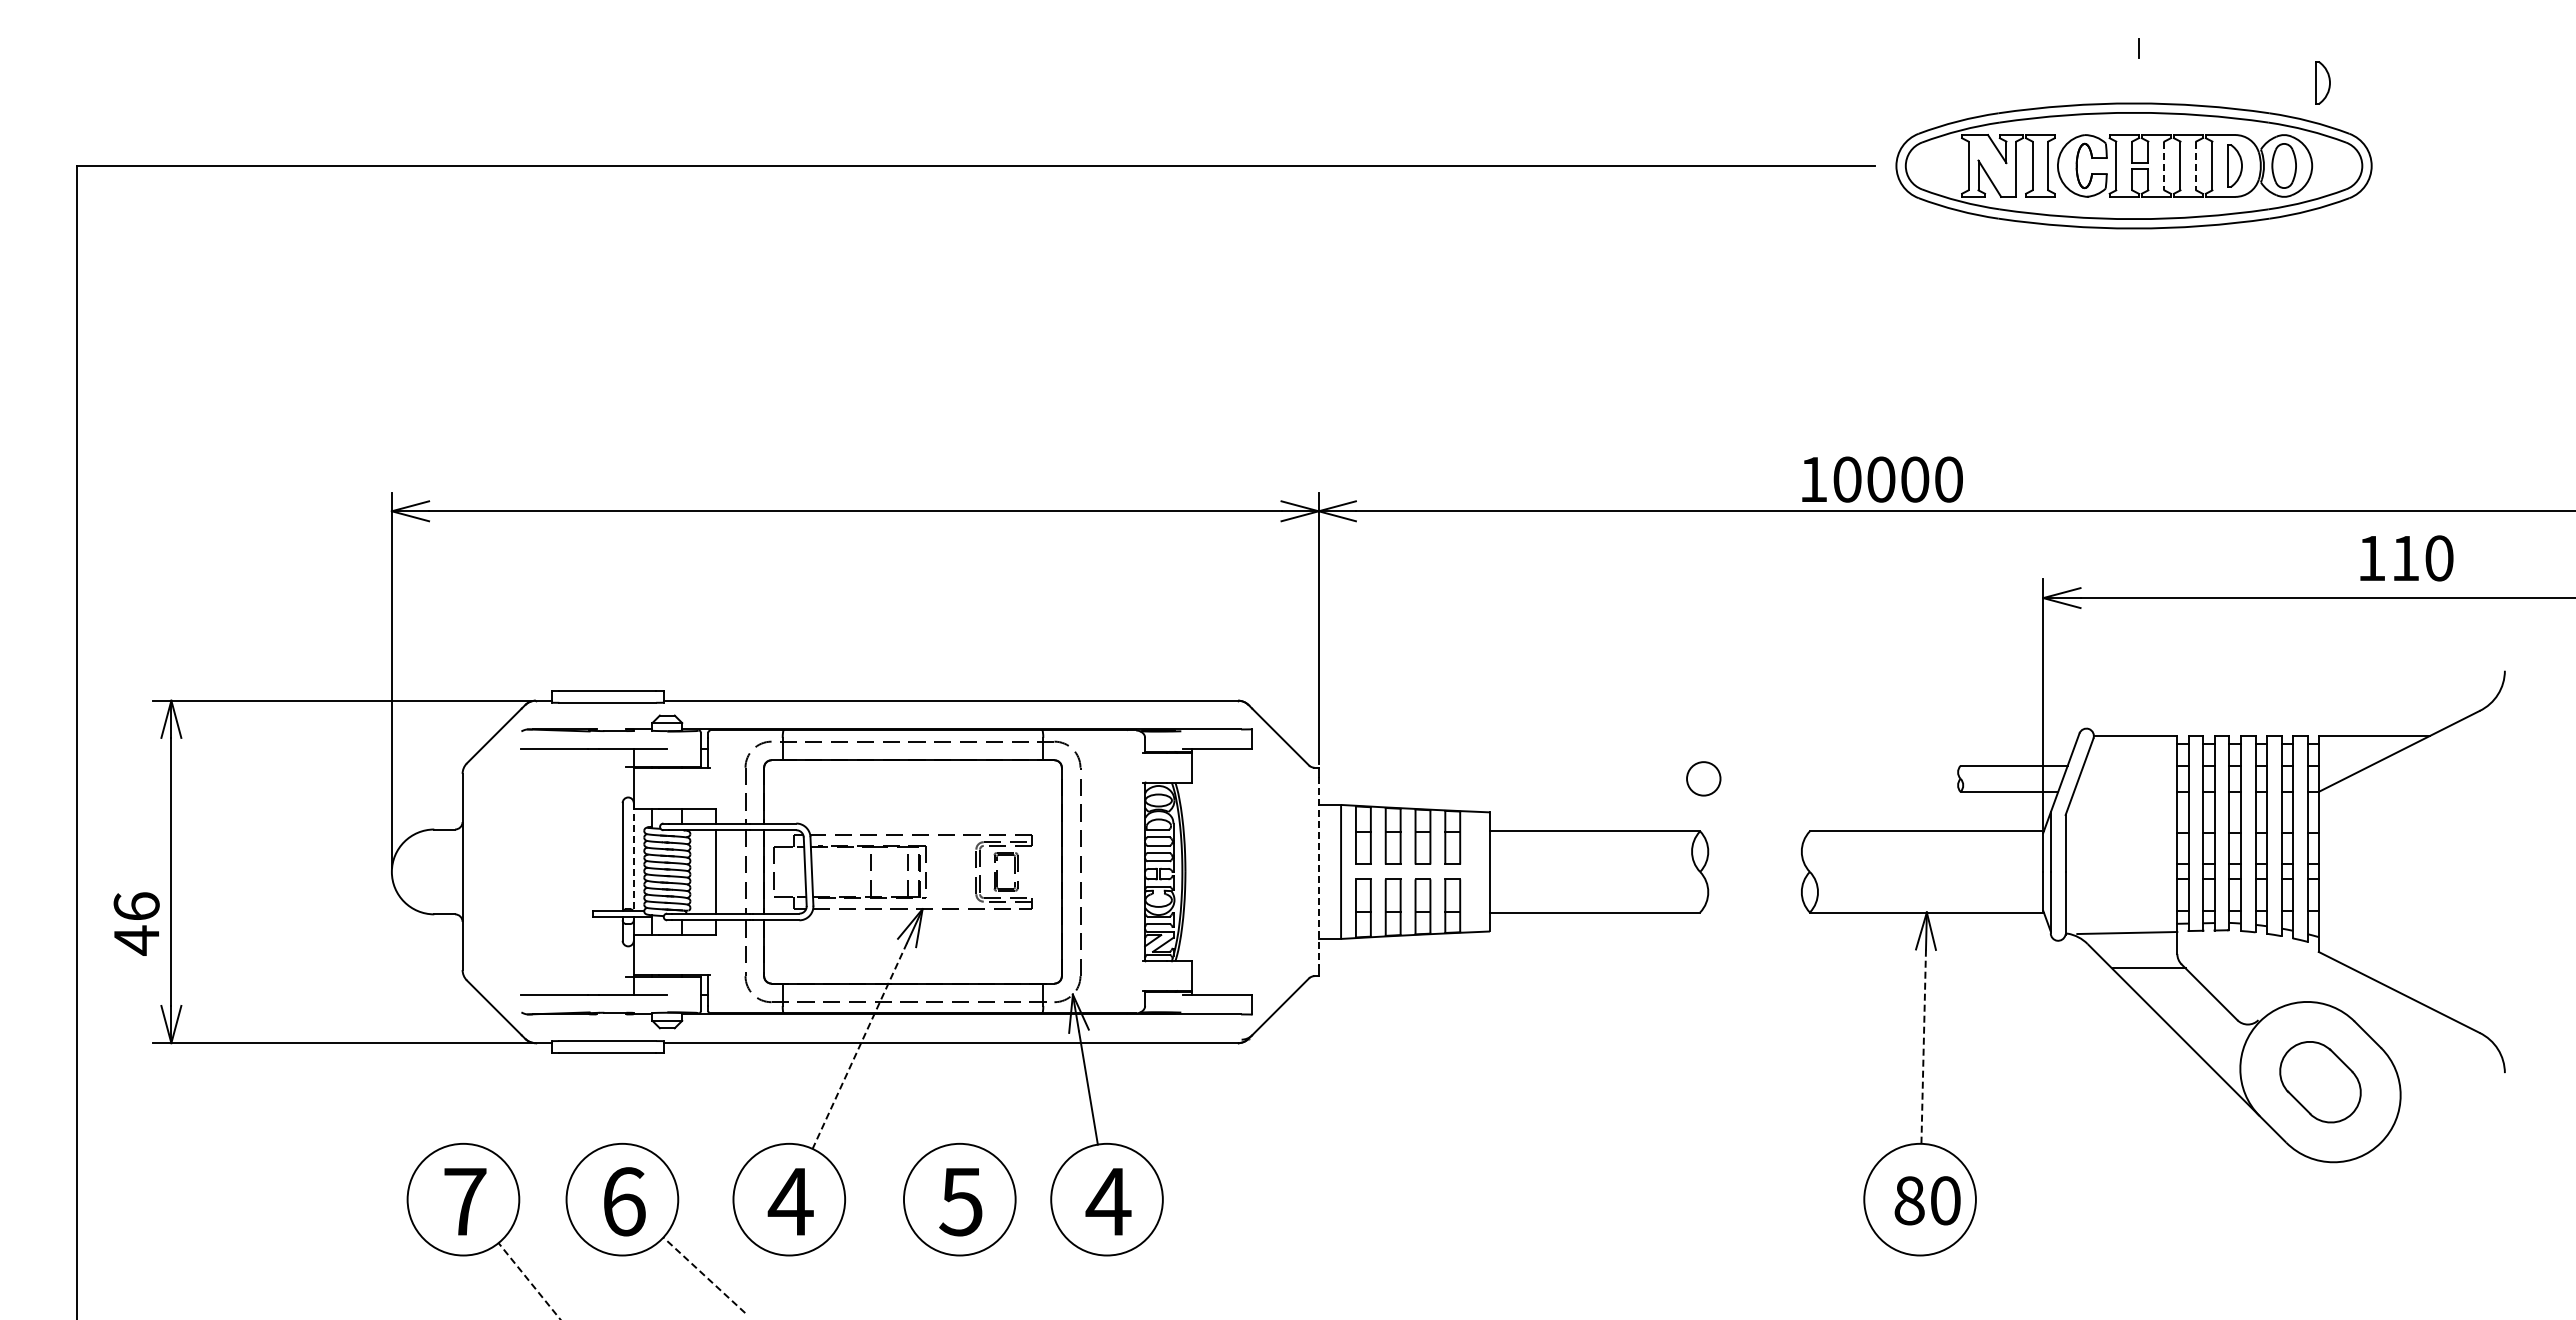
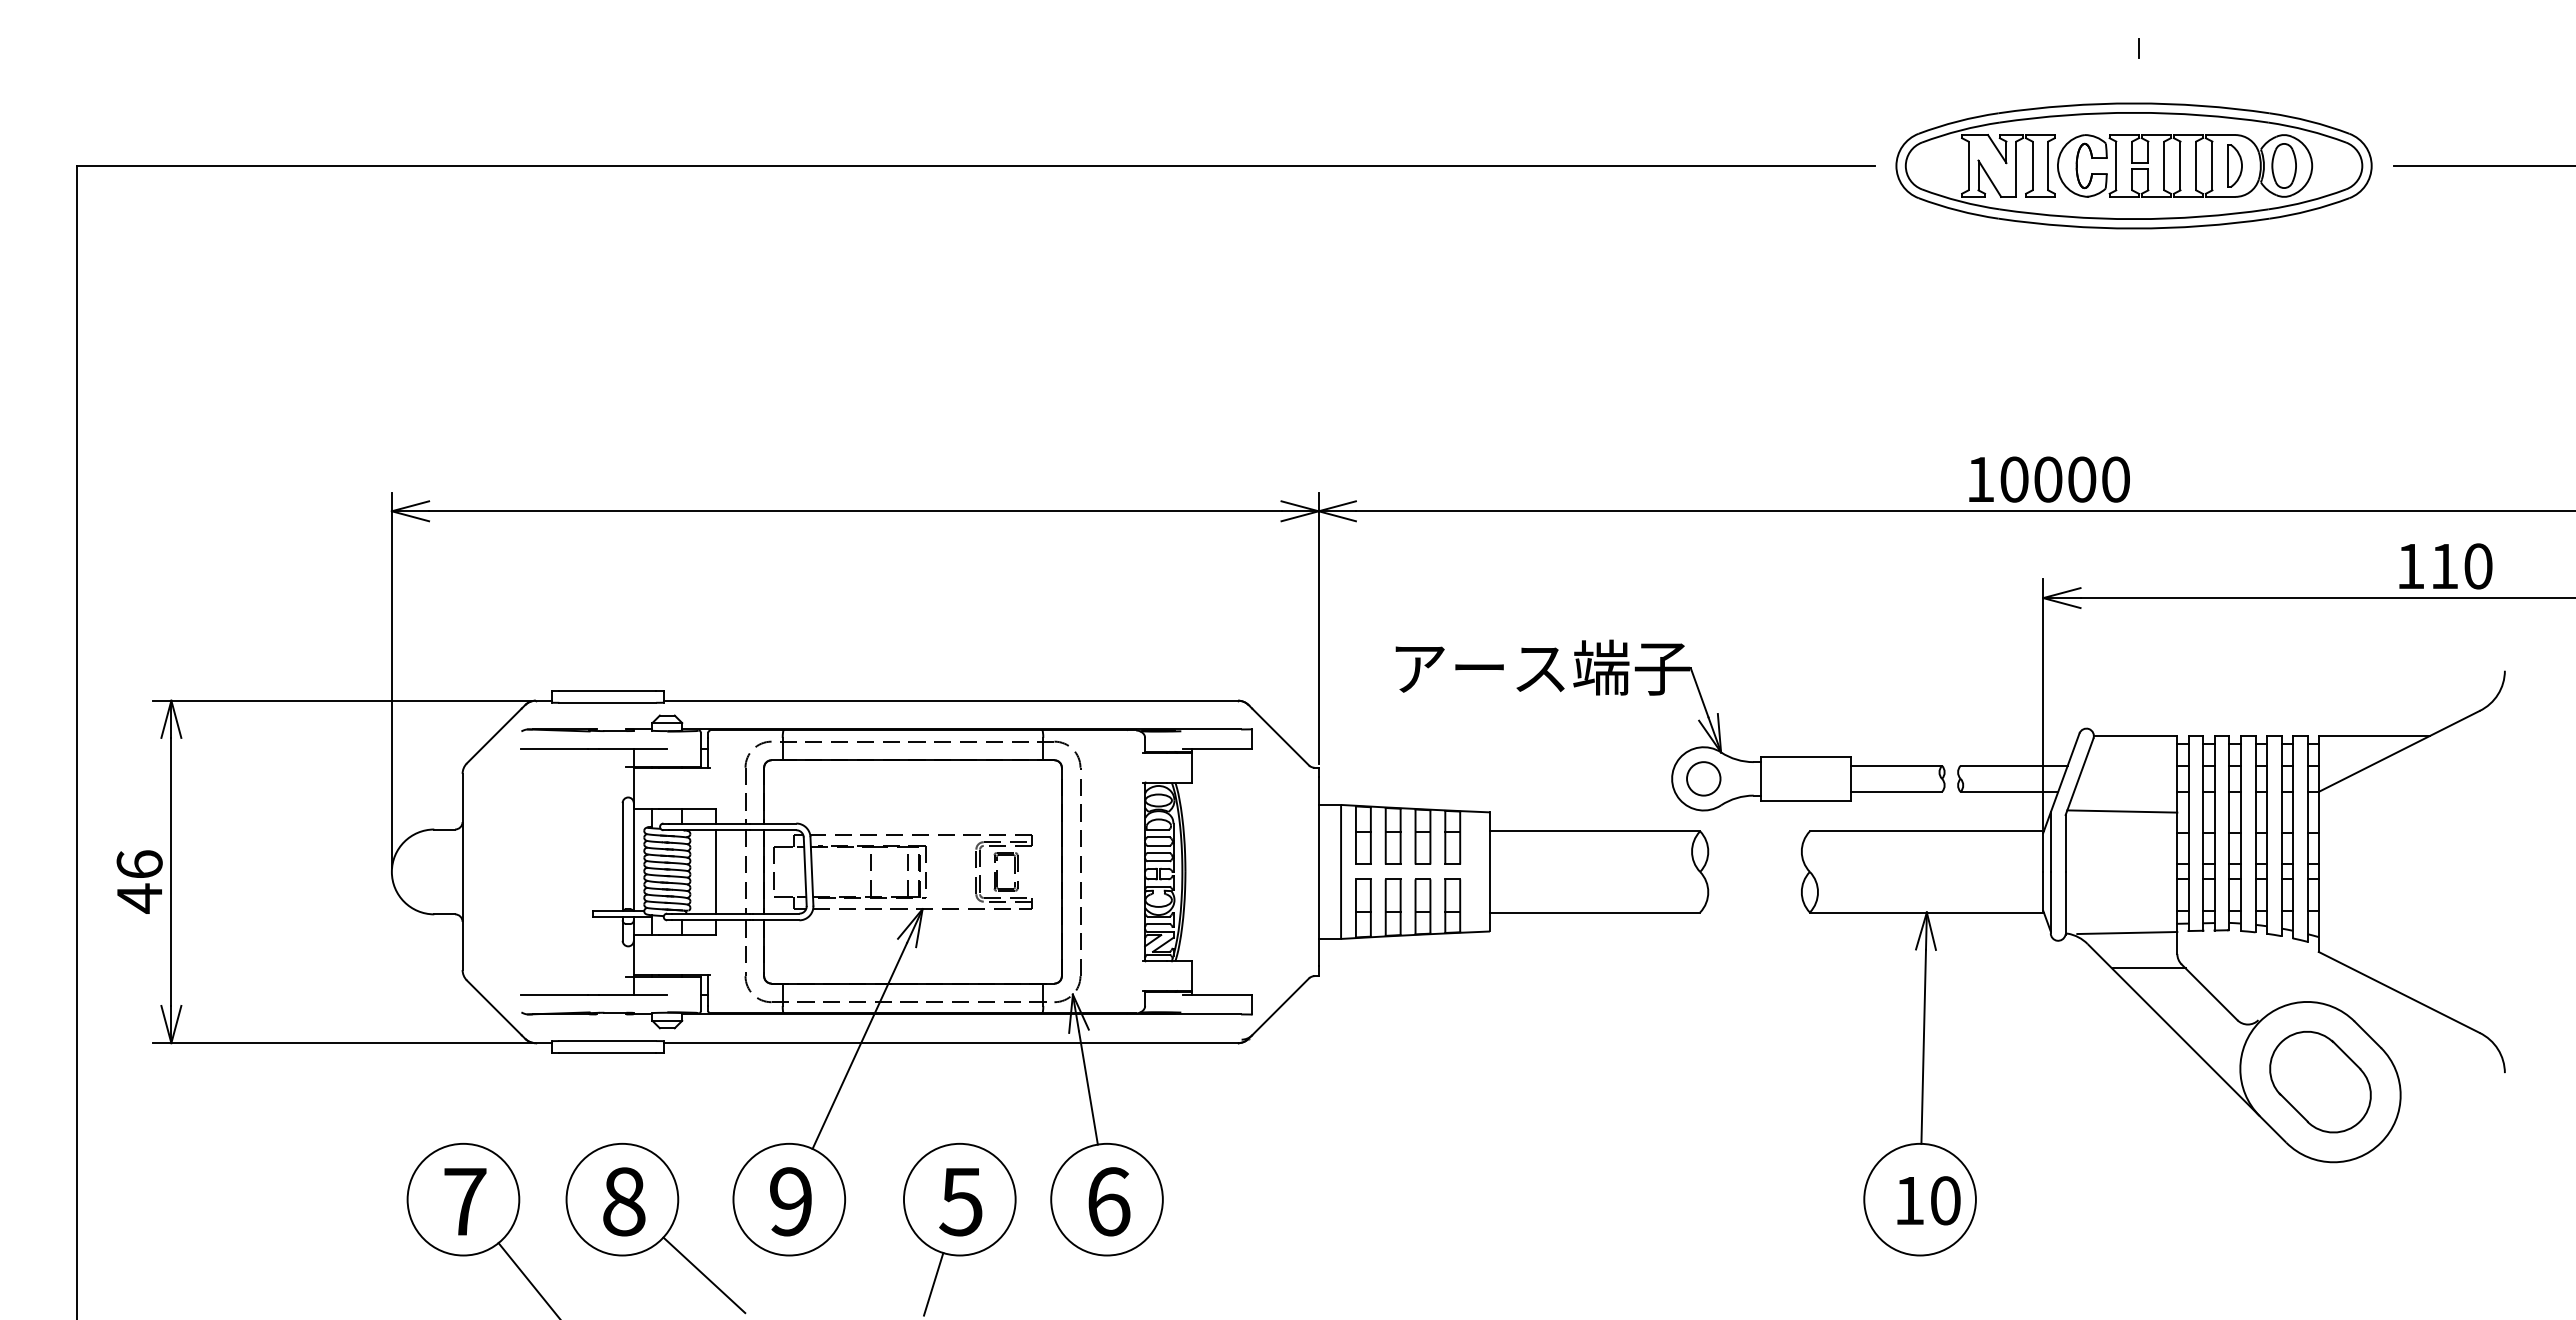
part: present -> none (2322, 82)
line: none -> present (2482, 165)
line: dashed -> solid (2164, 166)
line: dashed -> solid (2196, 166)
text position: (1882, 479) -> (2049, 479) (2049, 479)
text position: (2406, 558) -> (2445, 566) (2445, 566)
part: none -> present (1698, 721)
line: none -> present (2122, 811)
line: dashed -> solid (633, 856)
line: dashed -> solid (1318, 871)
text position: (136, 923) -> (139, 881) (139, 881)
line: dashed -> solid (859, 1046)
line: dashed -> solid (1923, 1047)
part size: 83x83 px -> 103x103 px (2320, 1082)
text: 80 -> 10 (1909, 1200)
text: 6 -> 8 (624, 1201)
text: 4 -> 9 (790, 1201)
text: 4 -> 6 (1108, 1201)
line: dashed -> solid (704, 1275)
line: dashed -> solid (529, 1281)
line: none -> present (933, 1284)
